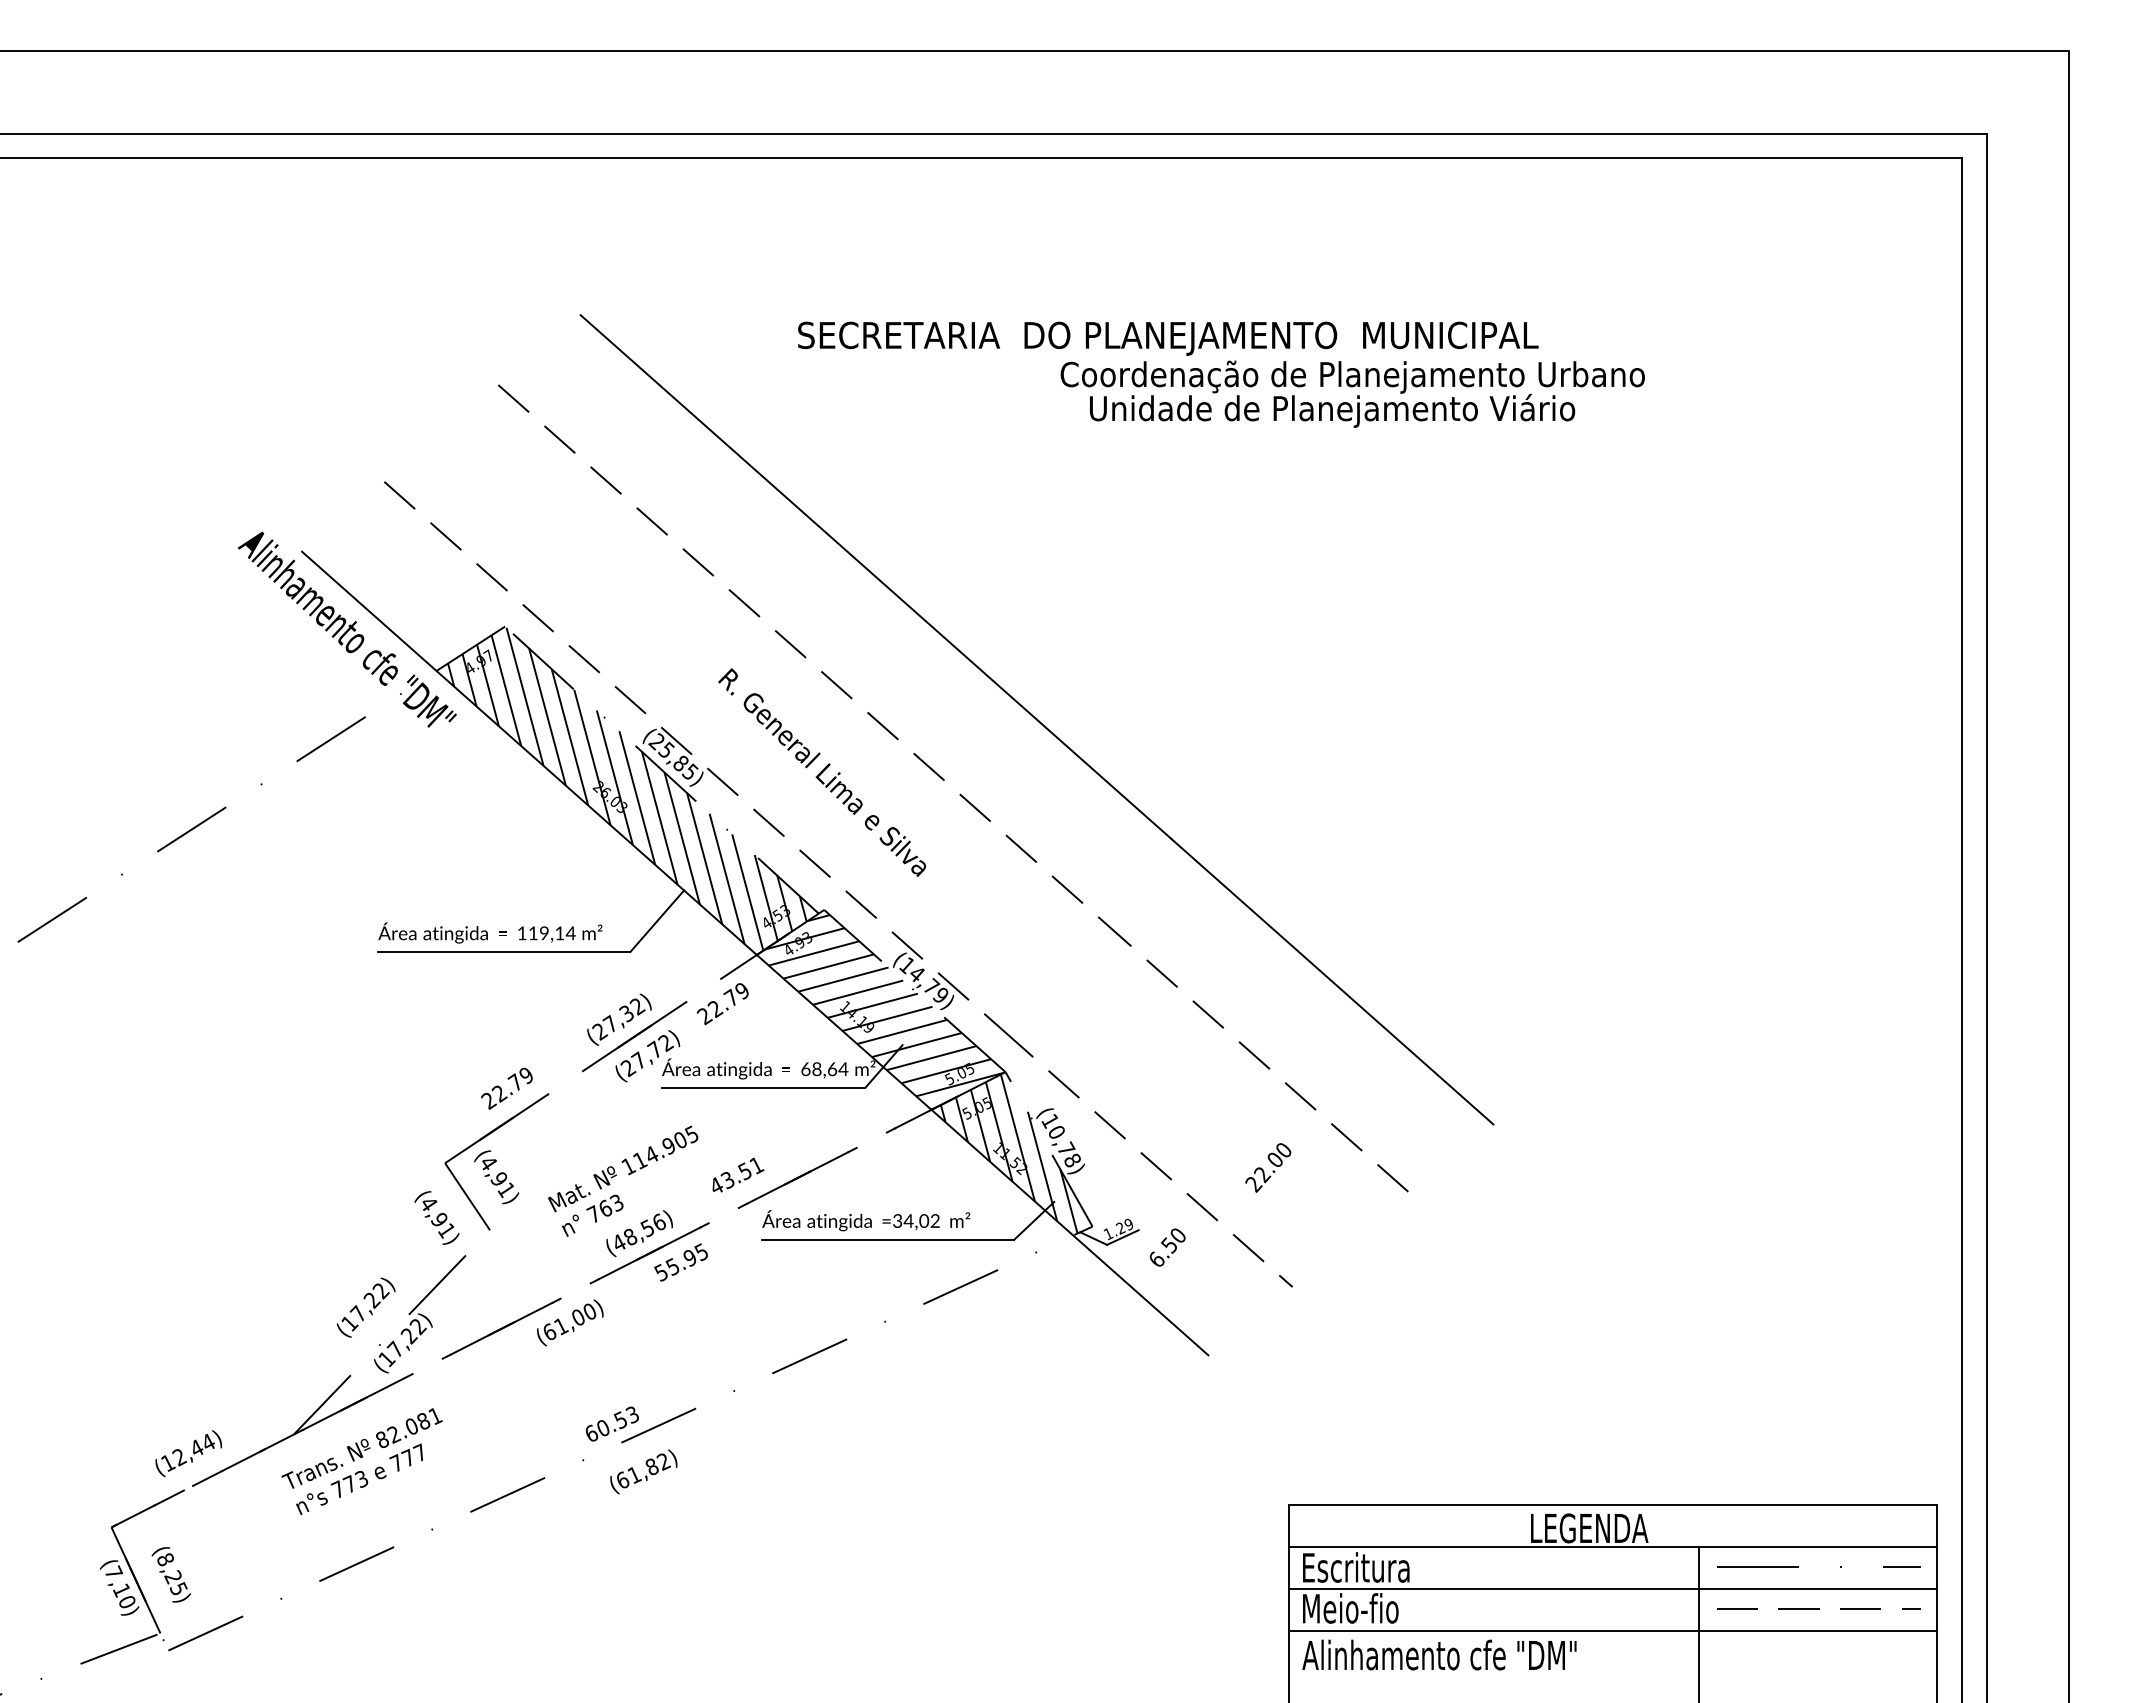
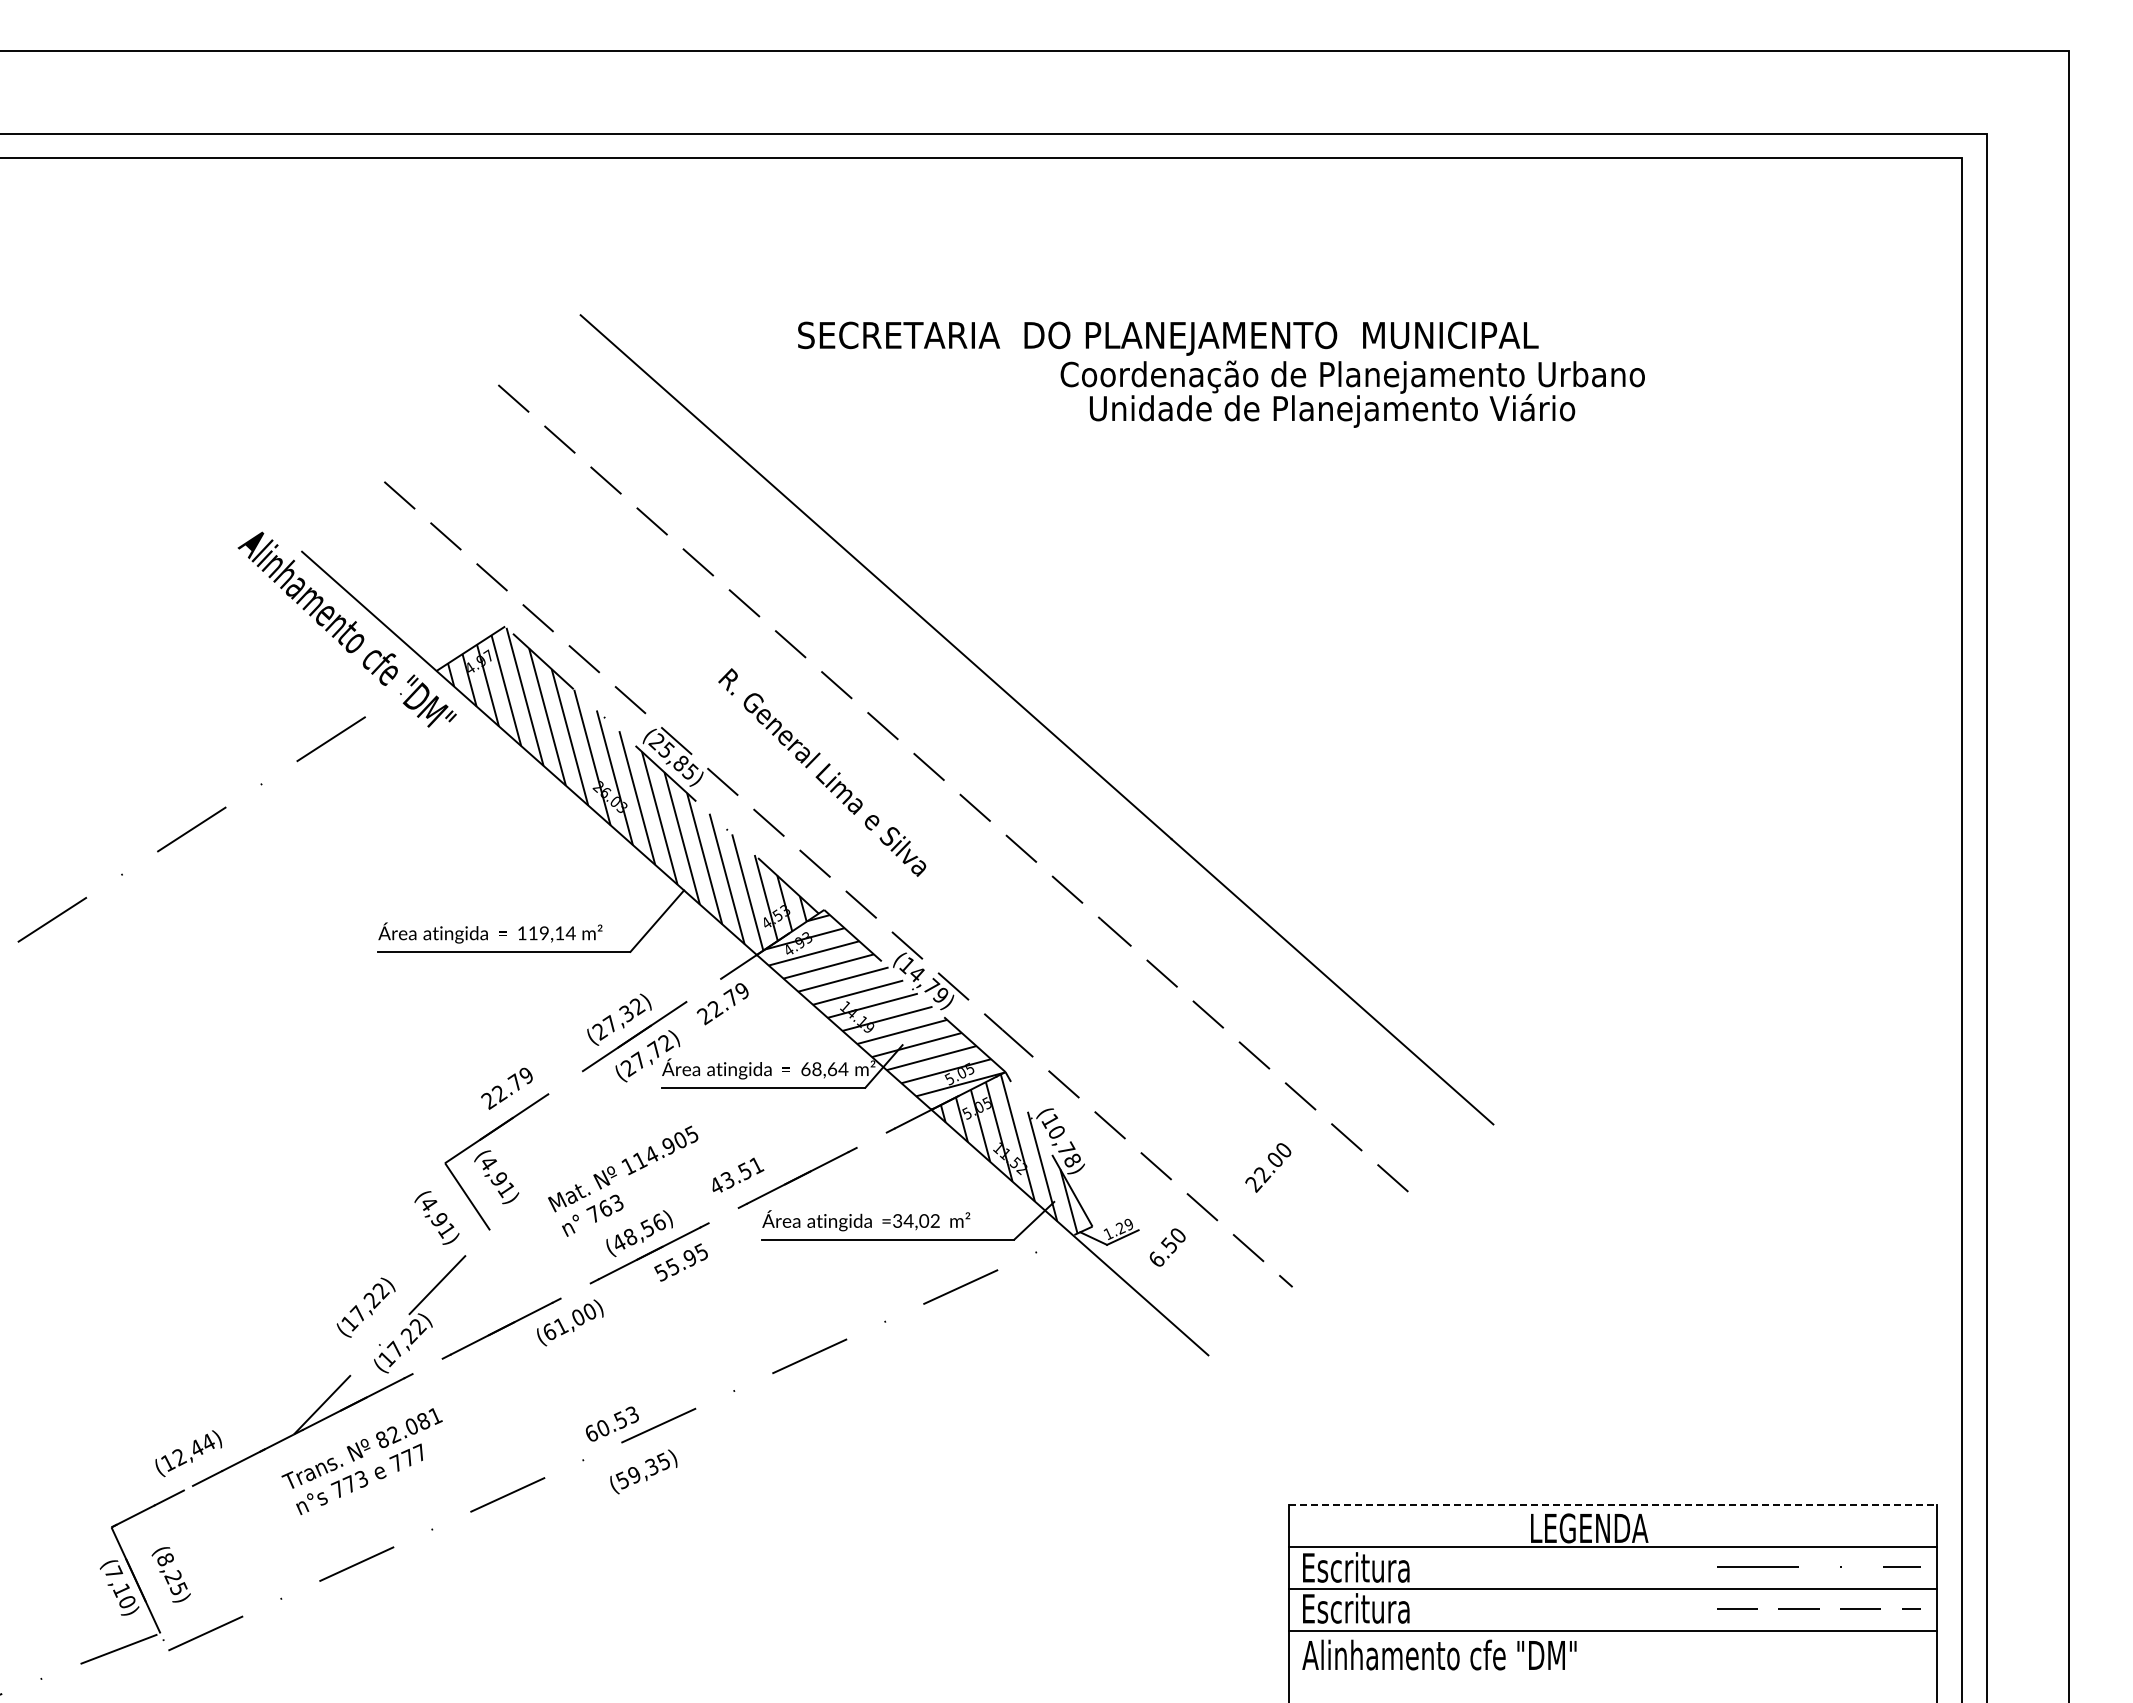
text: (61,82) -> (59,35) (643, 1470)
line: solid -> dashed (1613, 1504)
text: Meio-fio -> Escritura (1357, 1608)
line: present -> none (1699, 1622)
